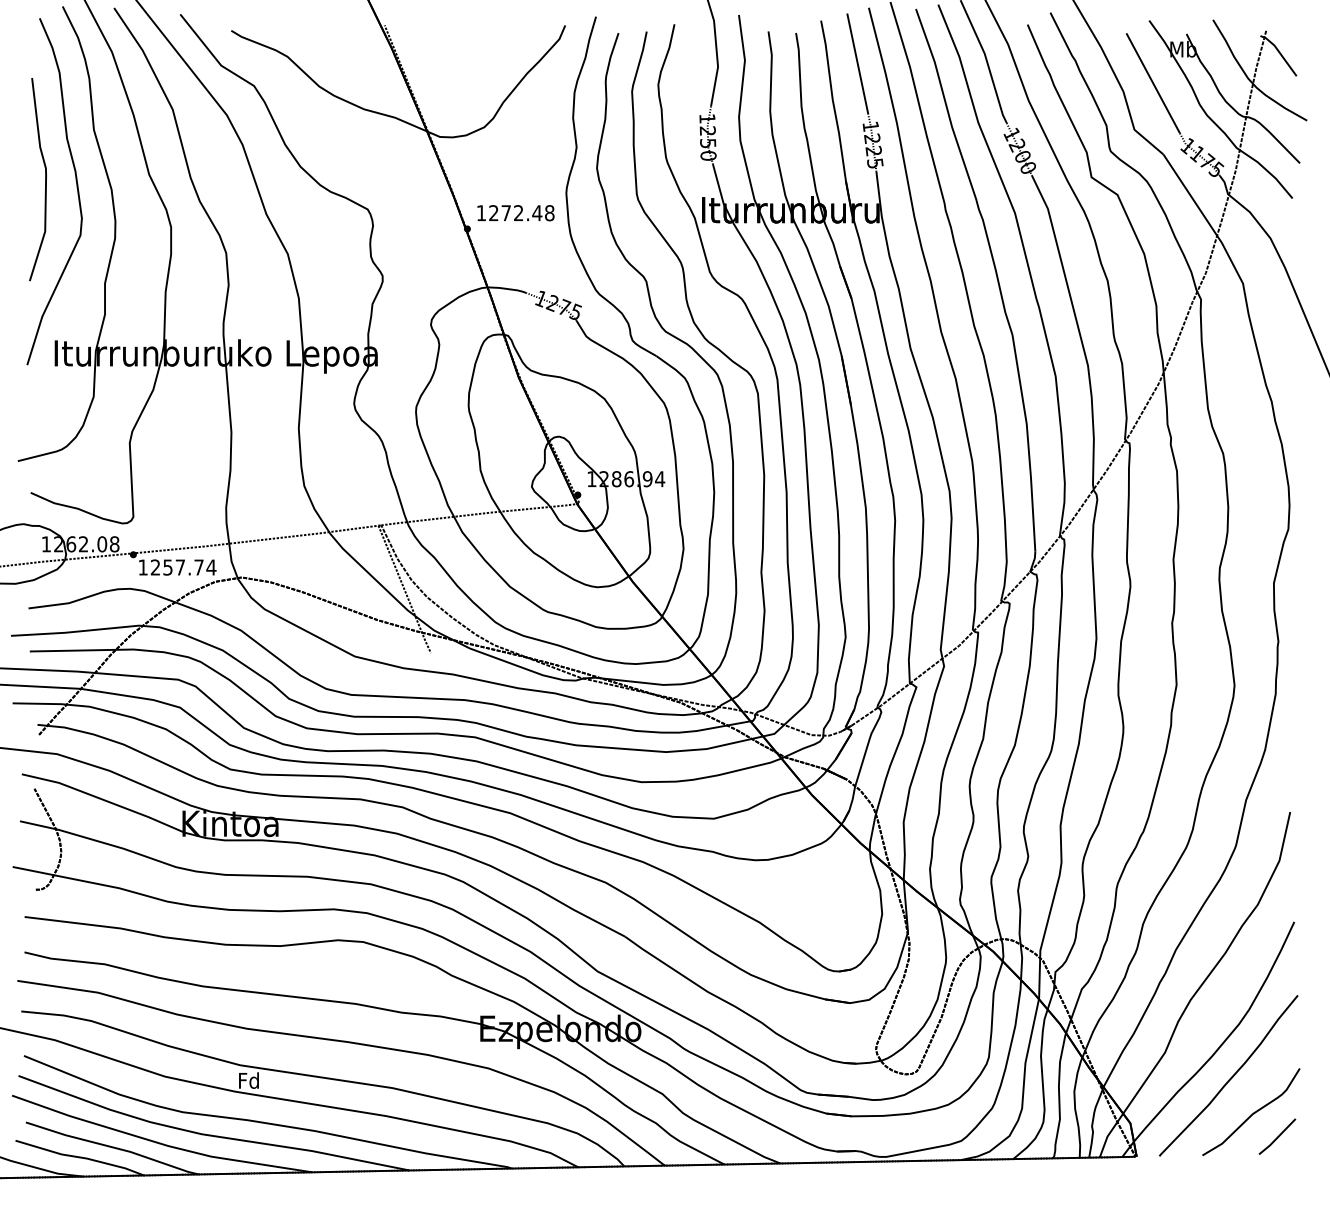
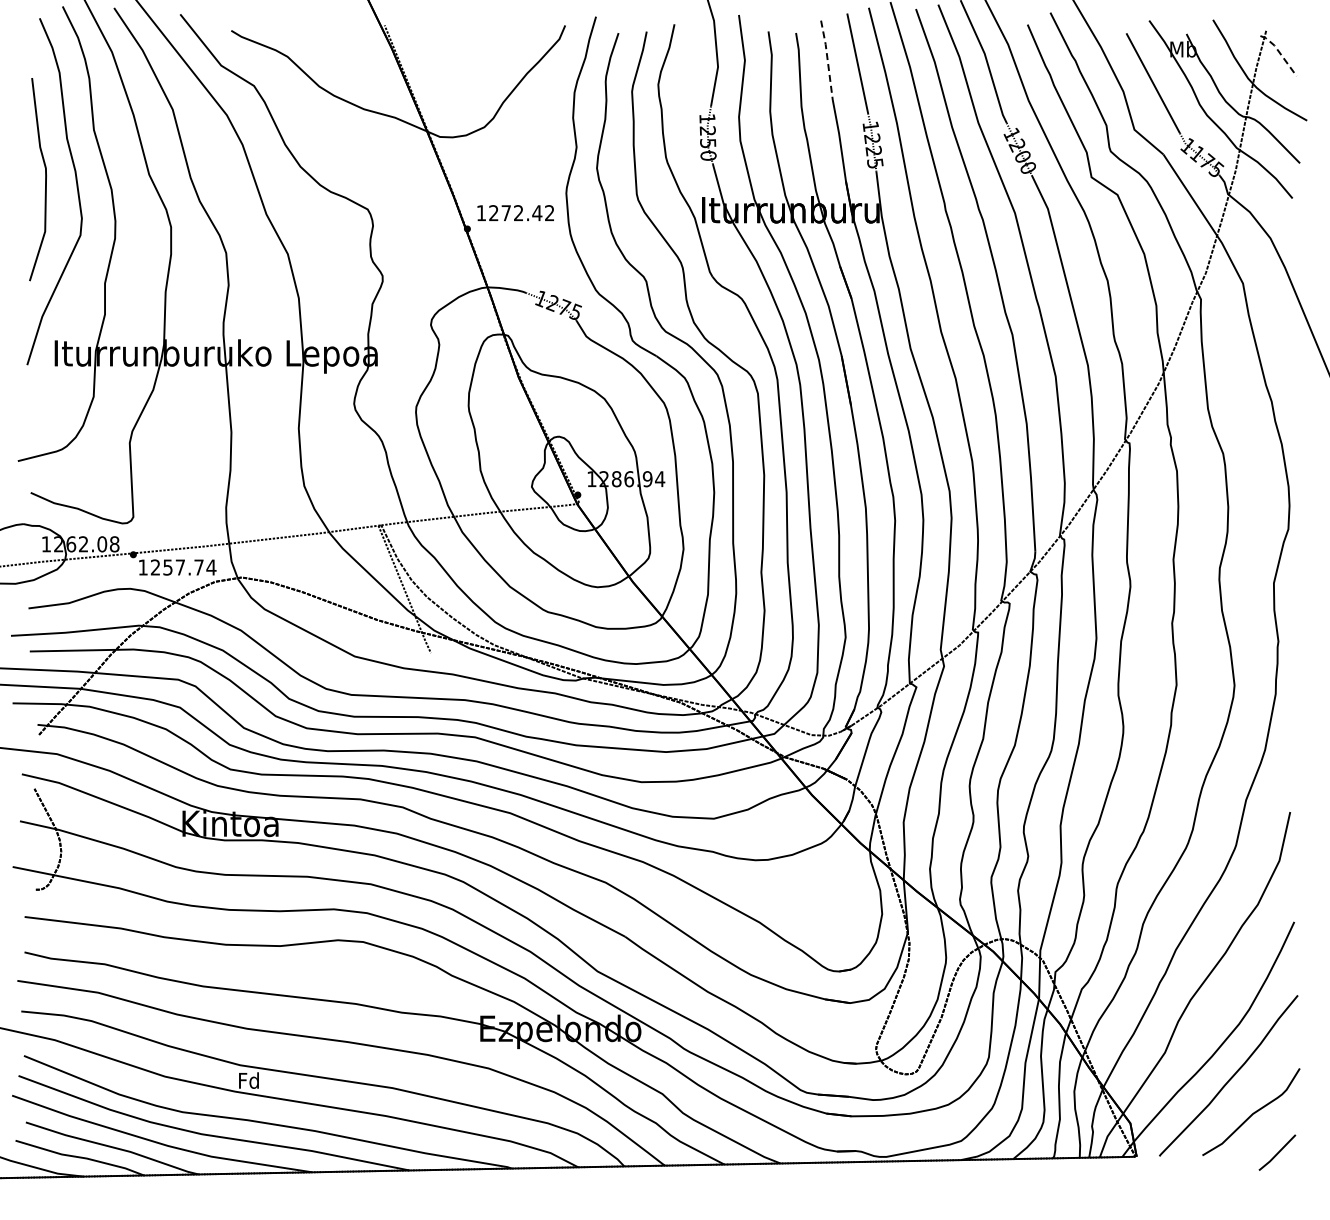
line: solid -> dashed (1280, 53)
line: solid -> dashed (827, 59)
text: 1272.48 -> 1272.42 (549, 213)
line position: (1277, 1136) -> (1277, 1152) (1277, 1152)
